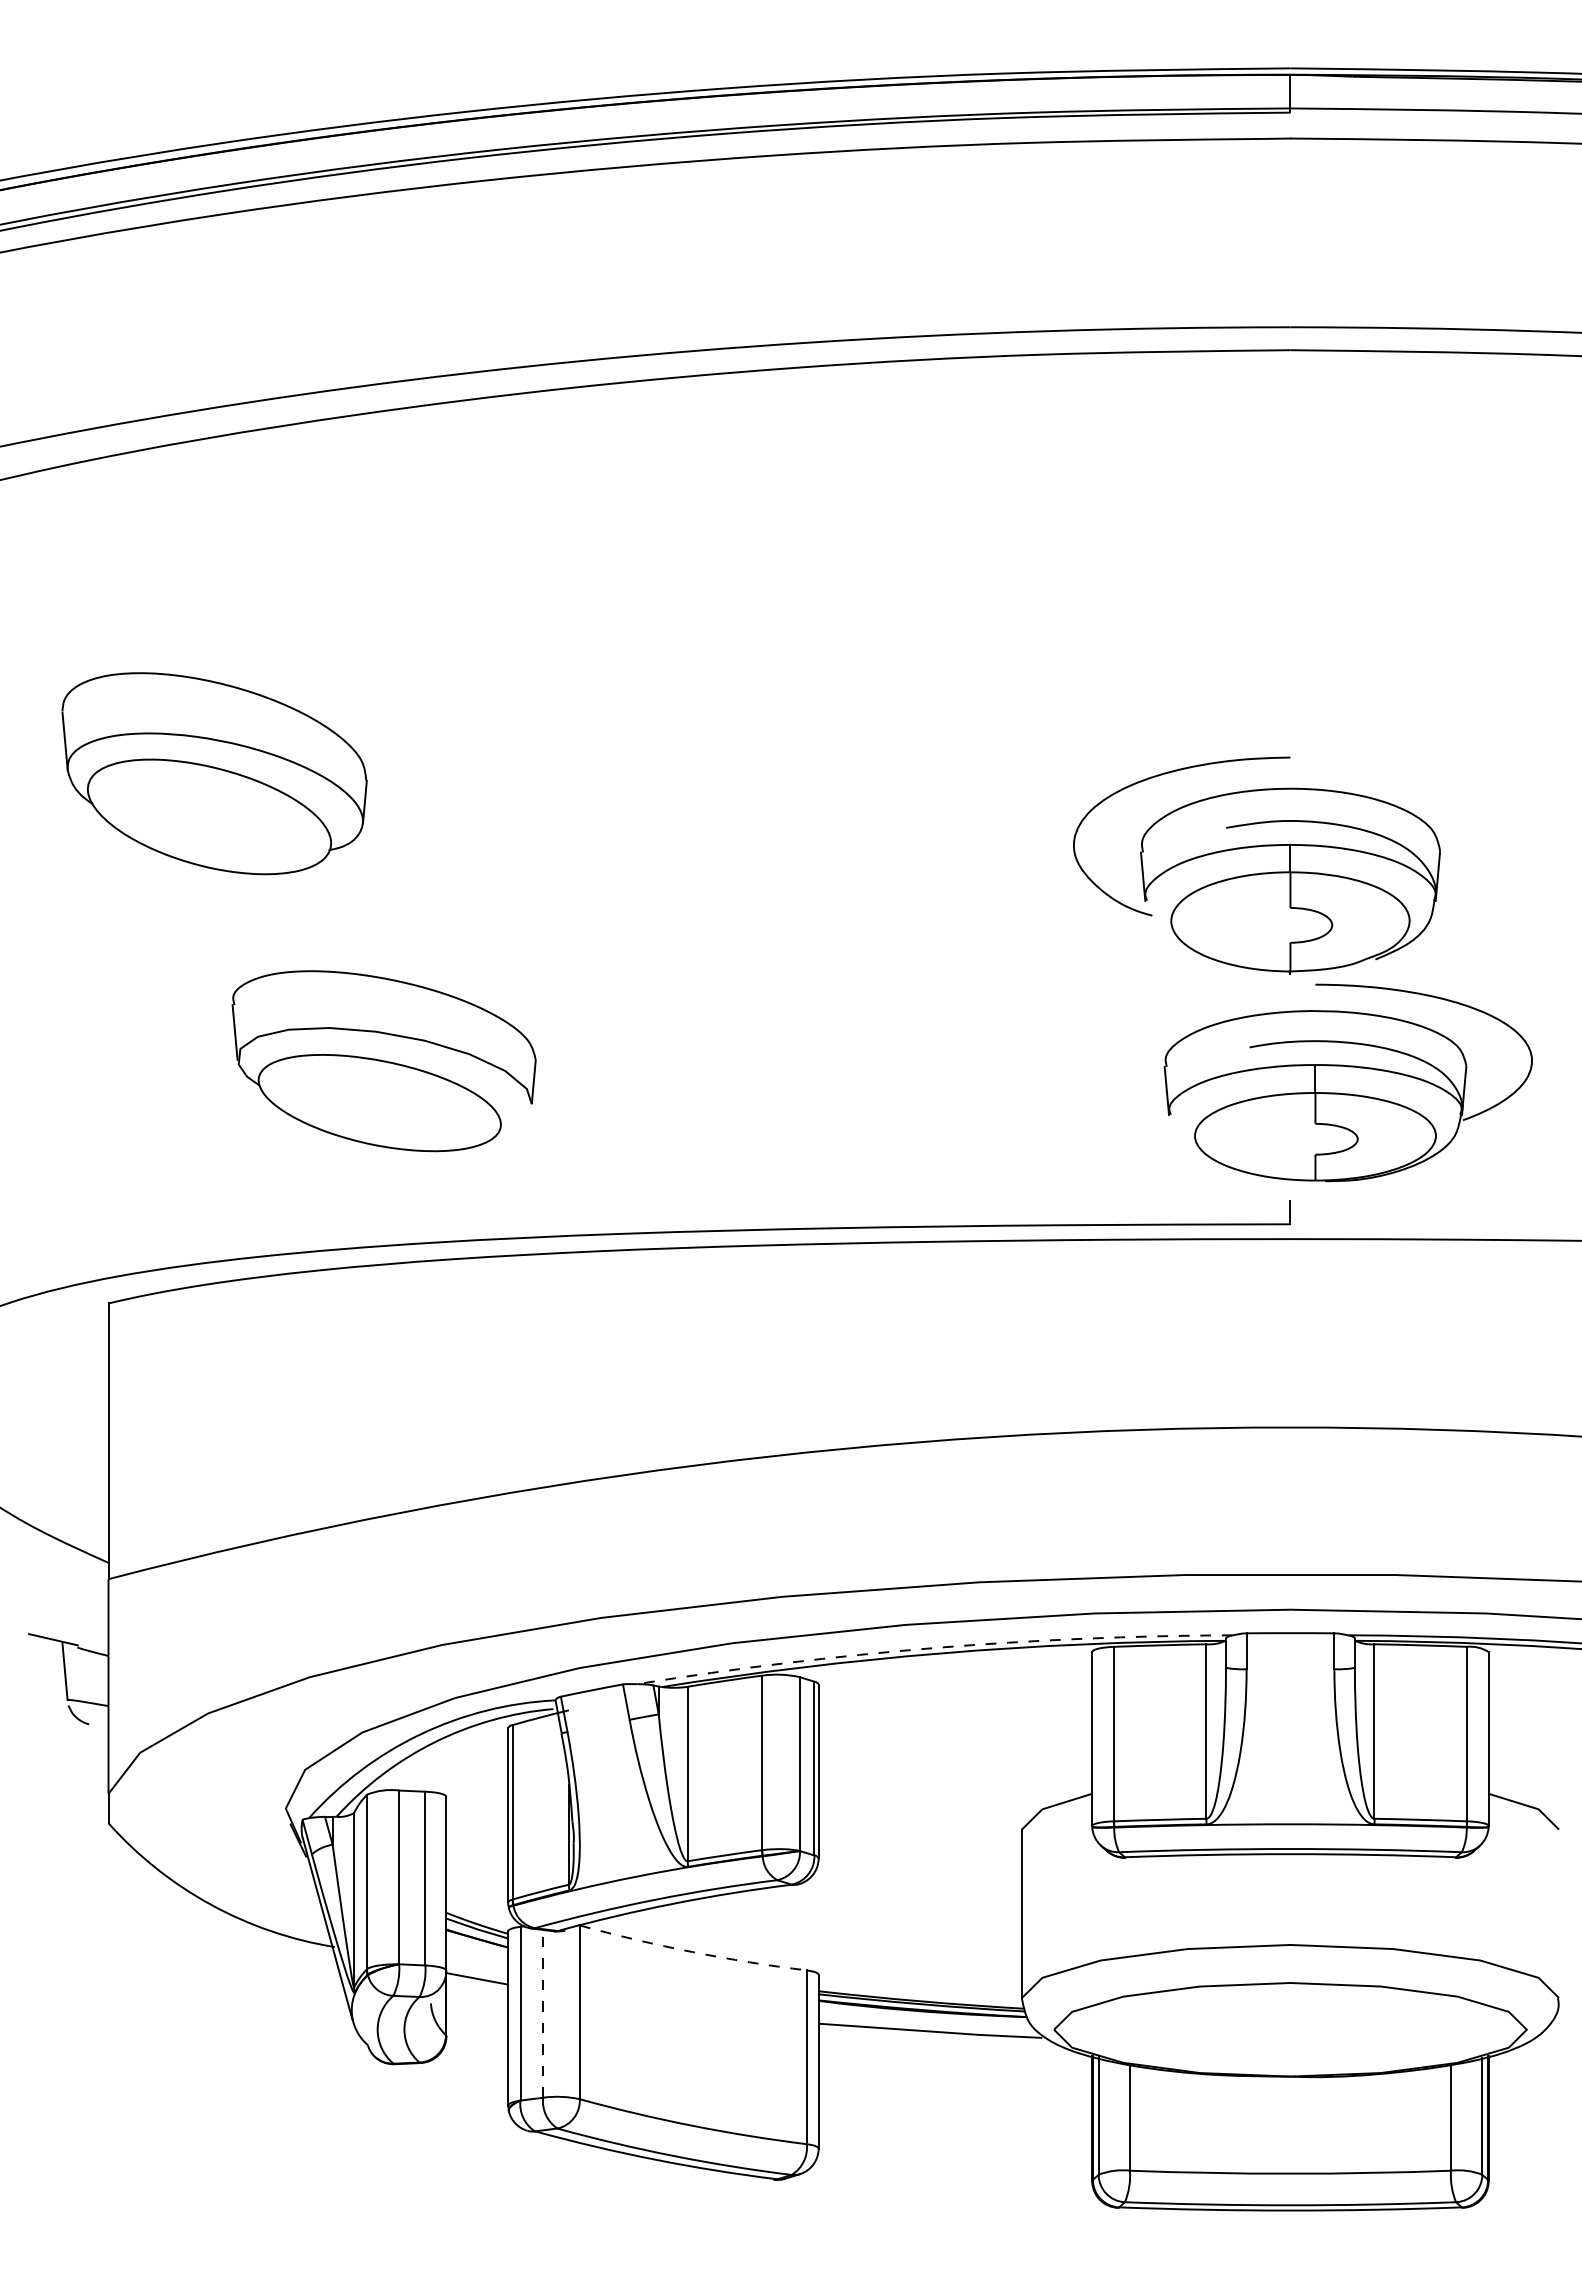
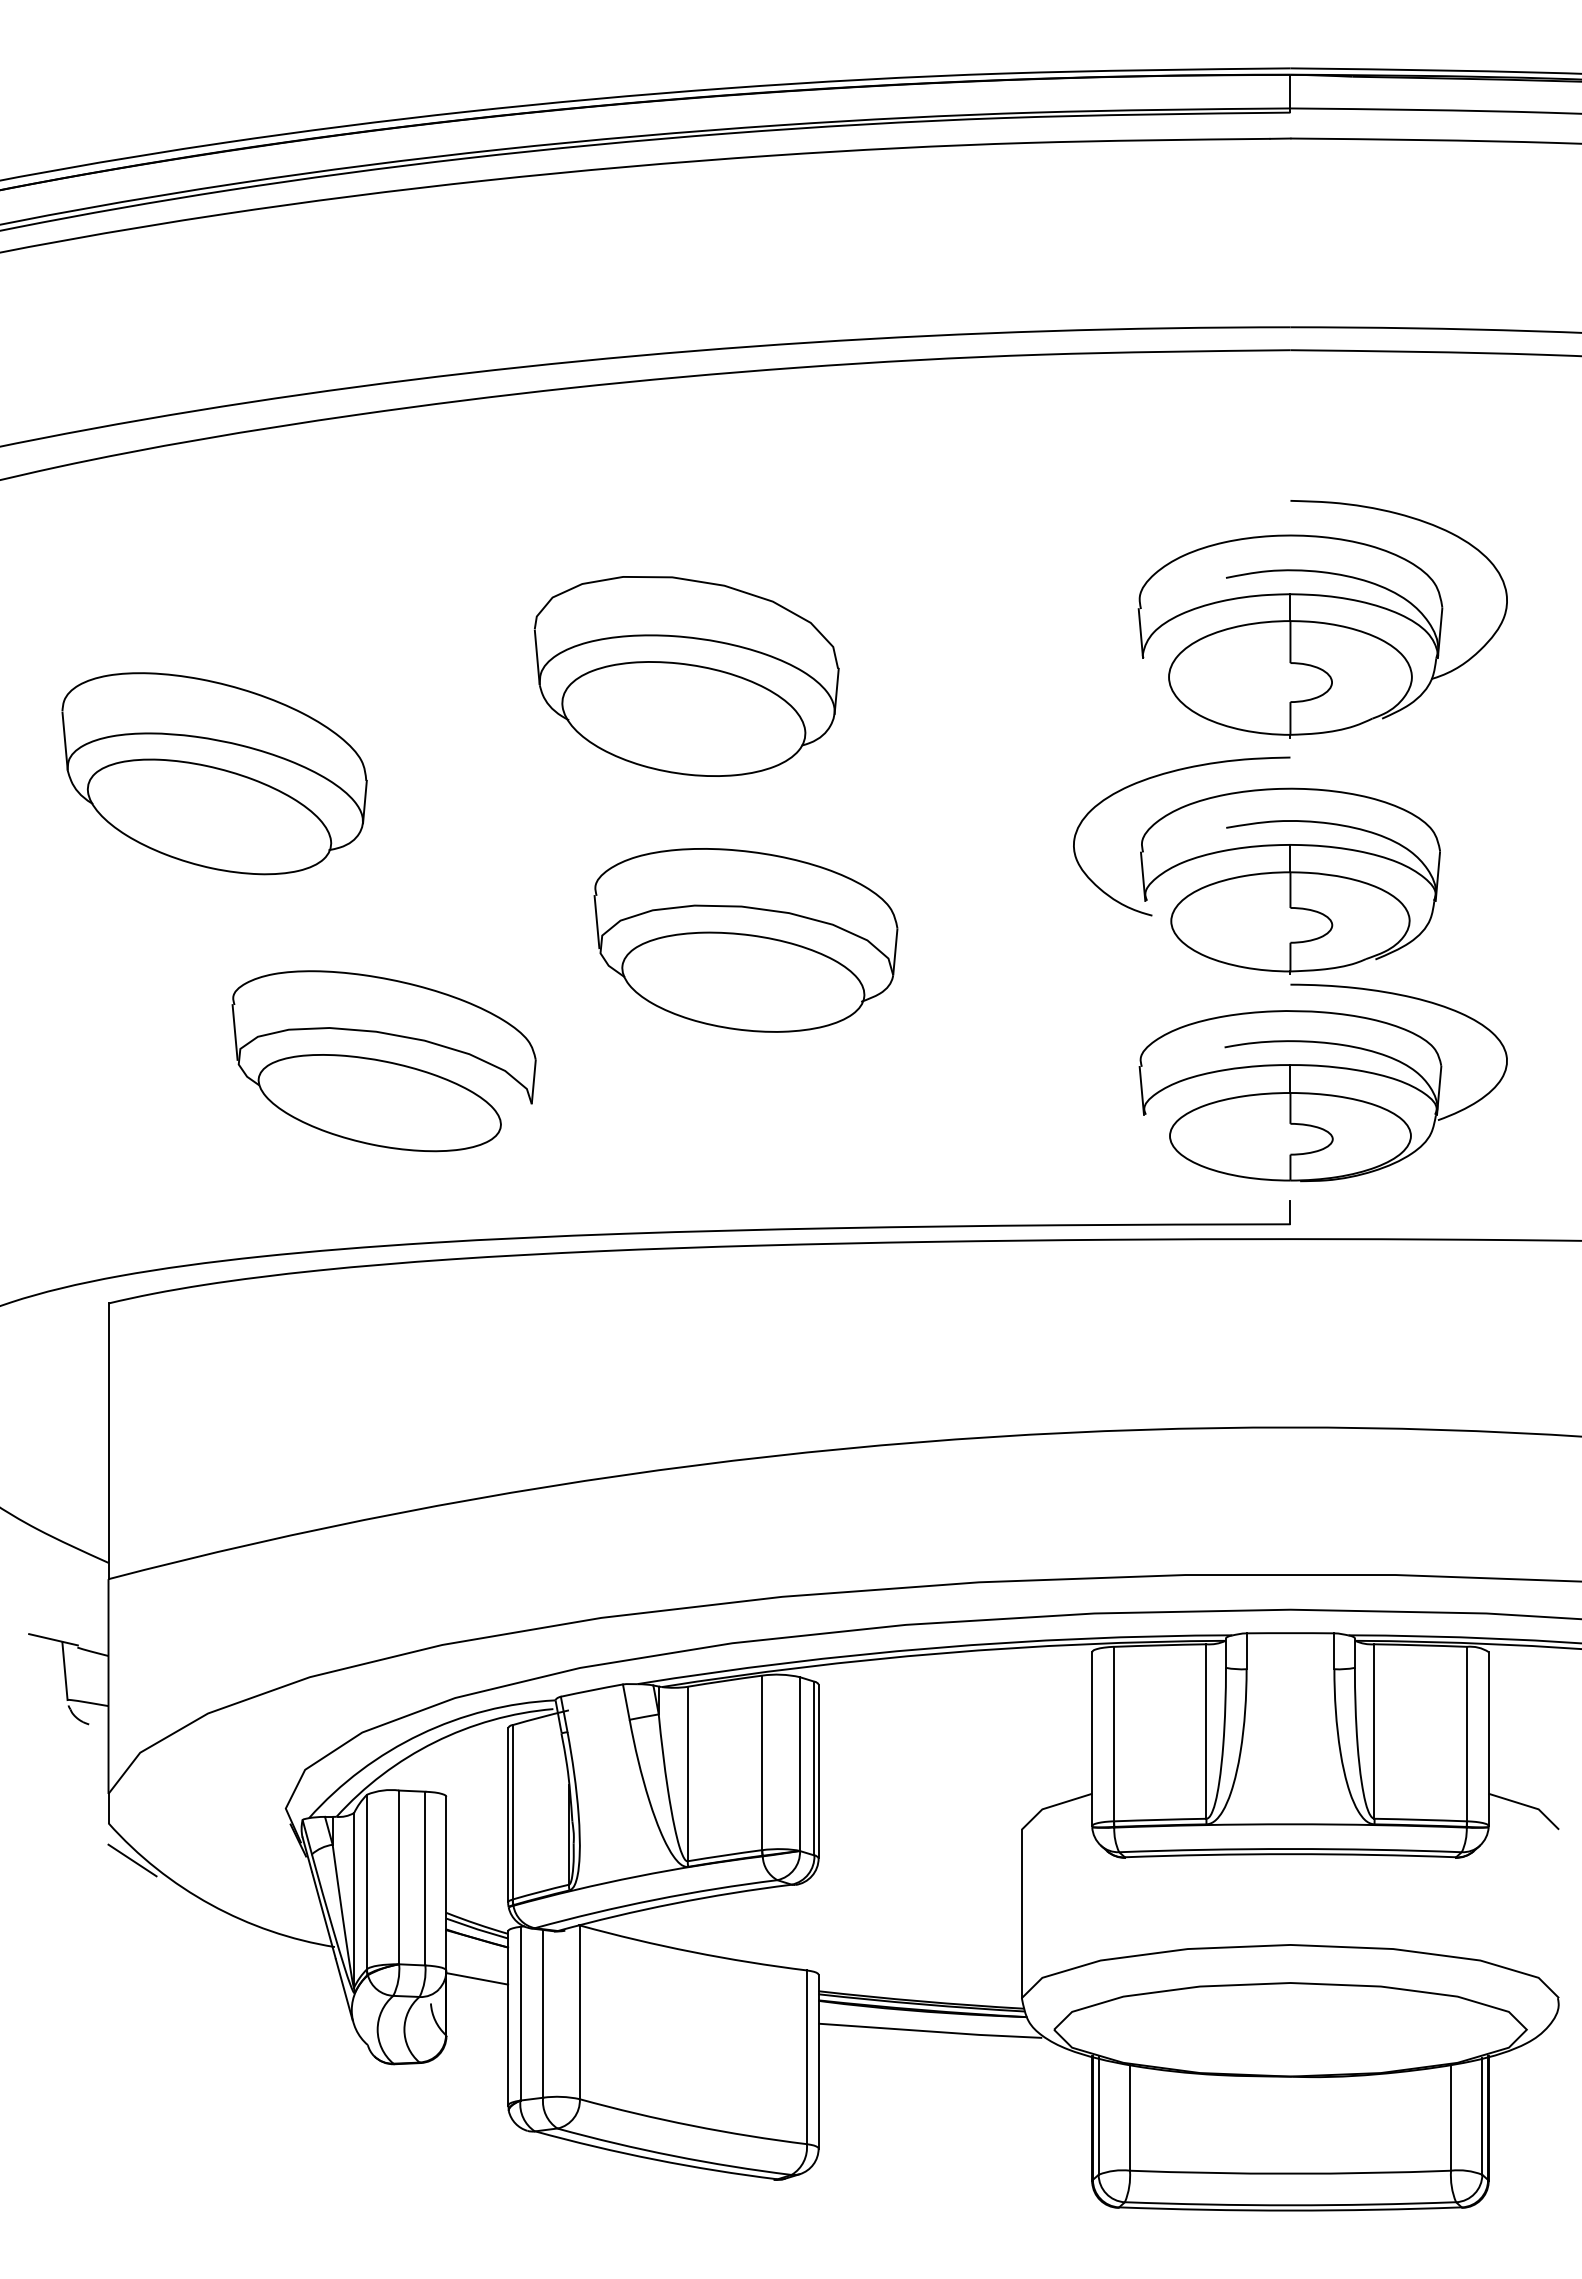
part: none -> present (1322, 619)
part: none -> present (686, 676)
part: none -> present (745, 940)
part position: (1347, 1082) -> (1322, 1082) (1322, 1082)
arc: dashed -> solid (934, 1648)
line: none -> present (132, 1860)
arc: dashed -> solid (692, 1952)
line: dashed -> solid (543, 2013)
